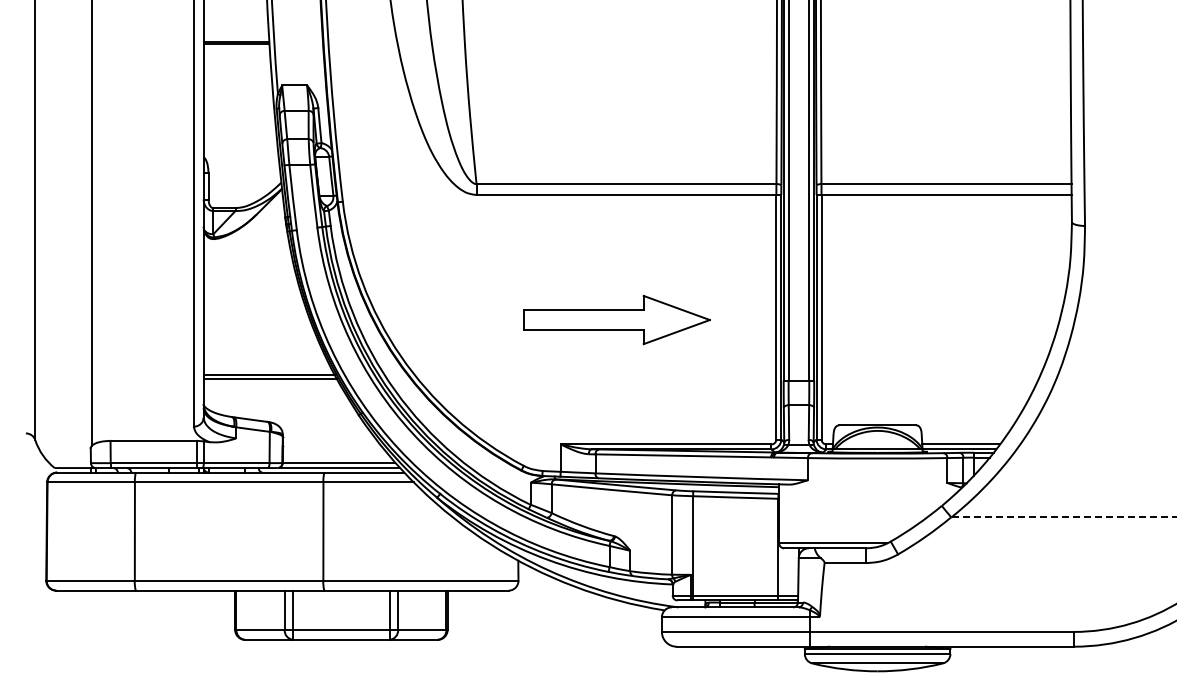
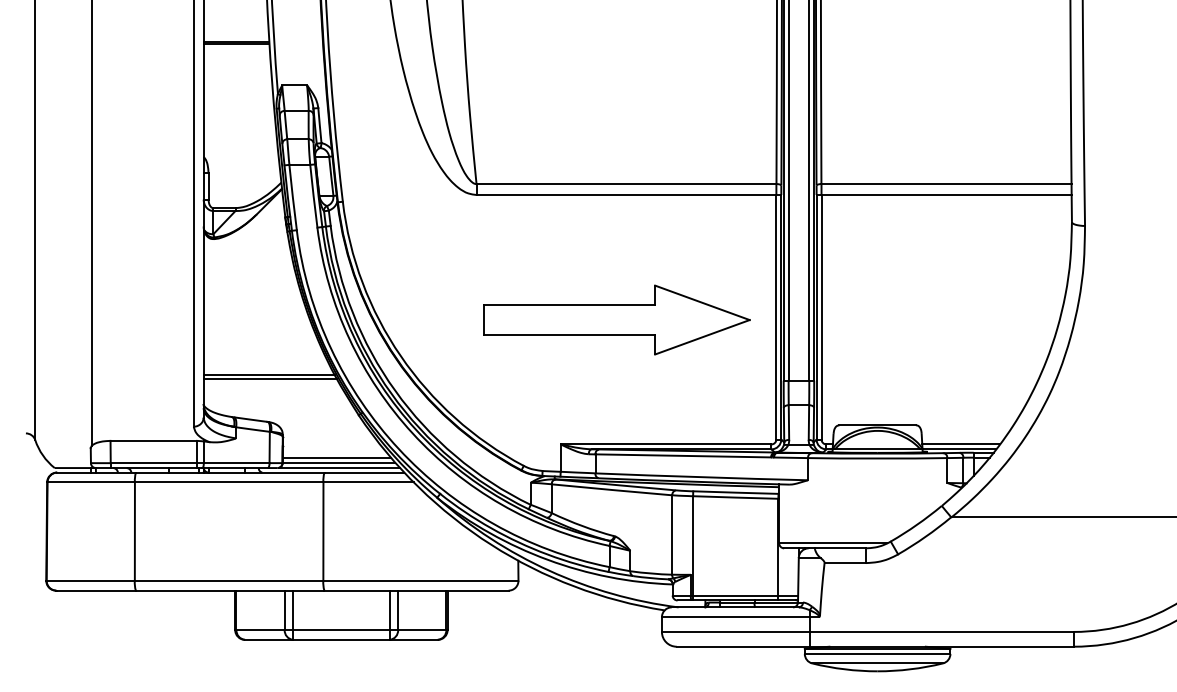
part size: 188x52 px -> 268x72 px (616, 319)
line: none -> present (336, 457)
line: dashed -> solid (1064, 517)
